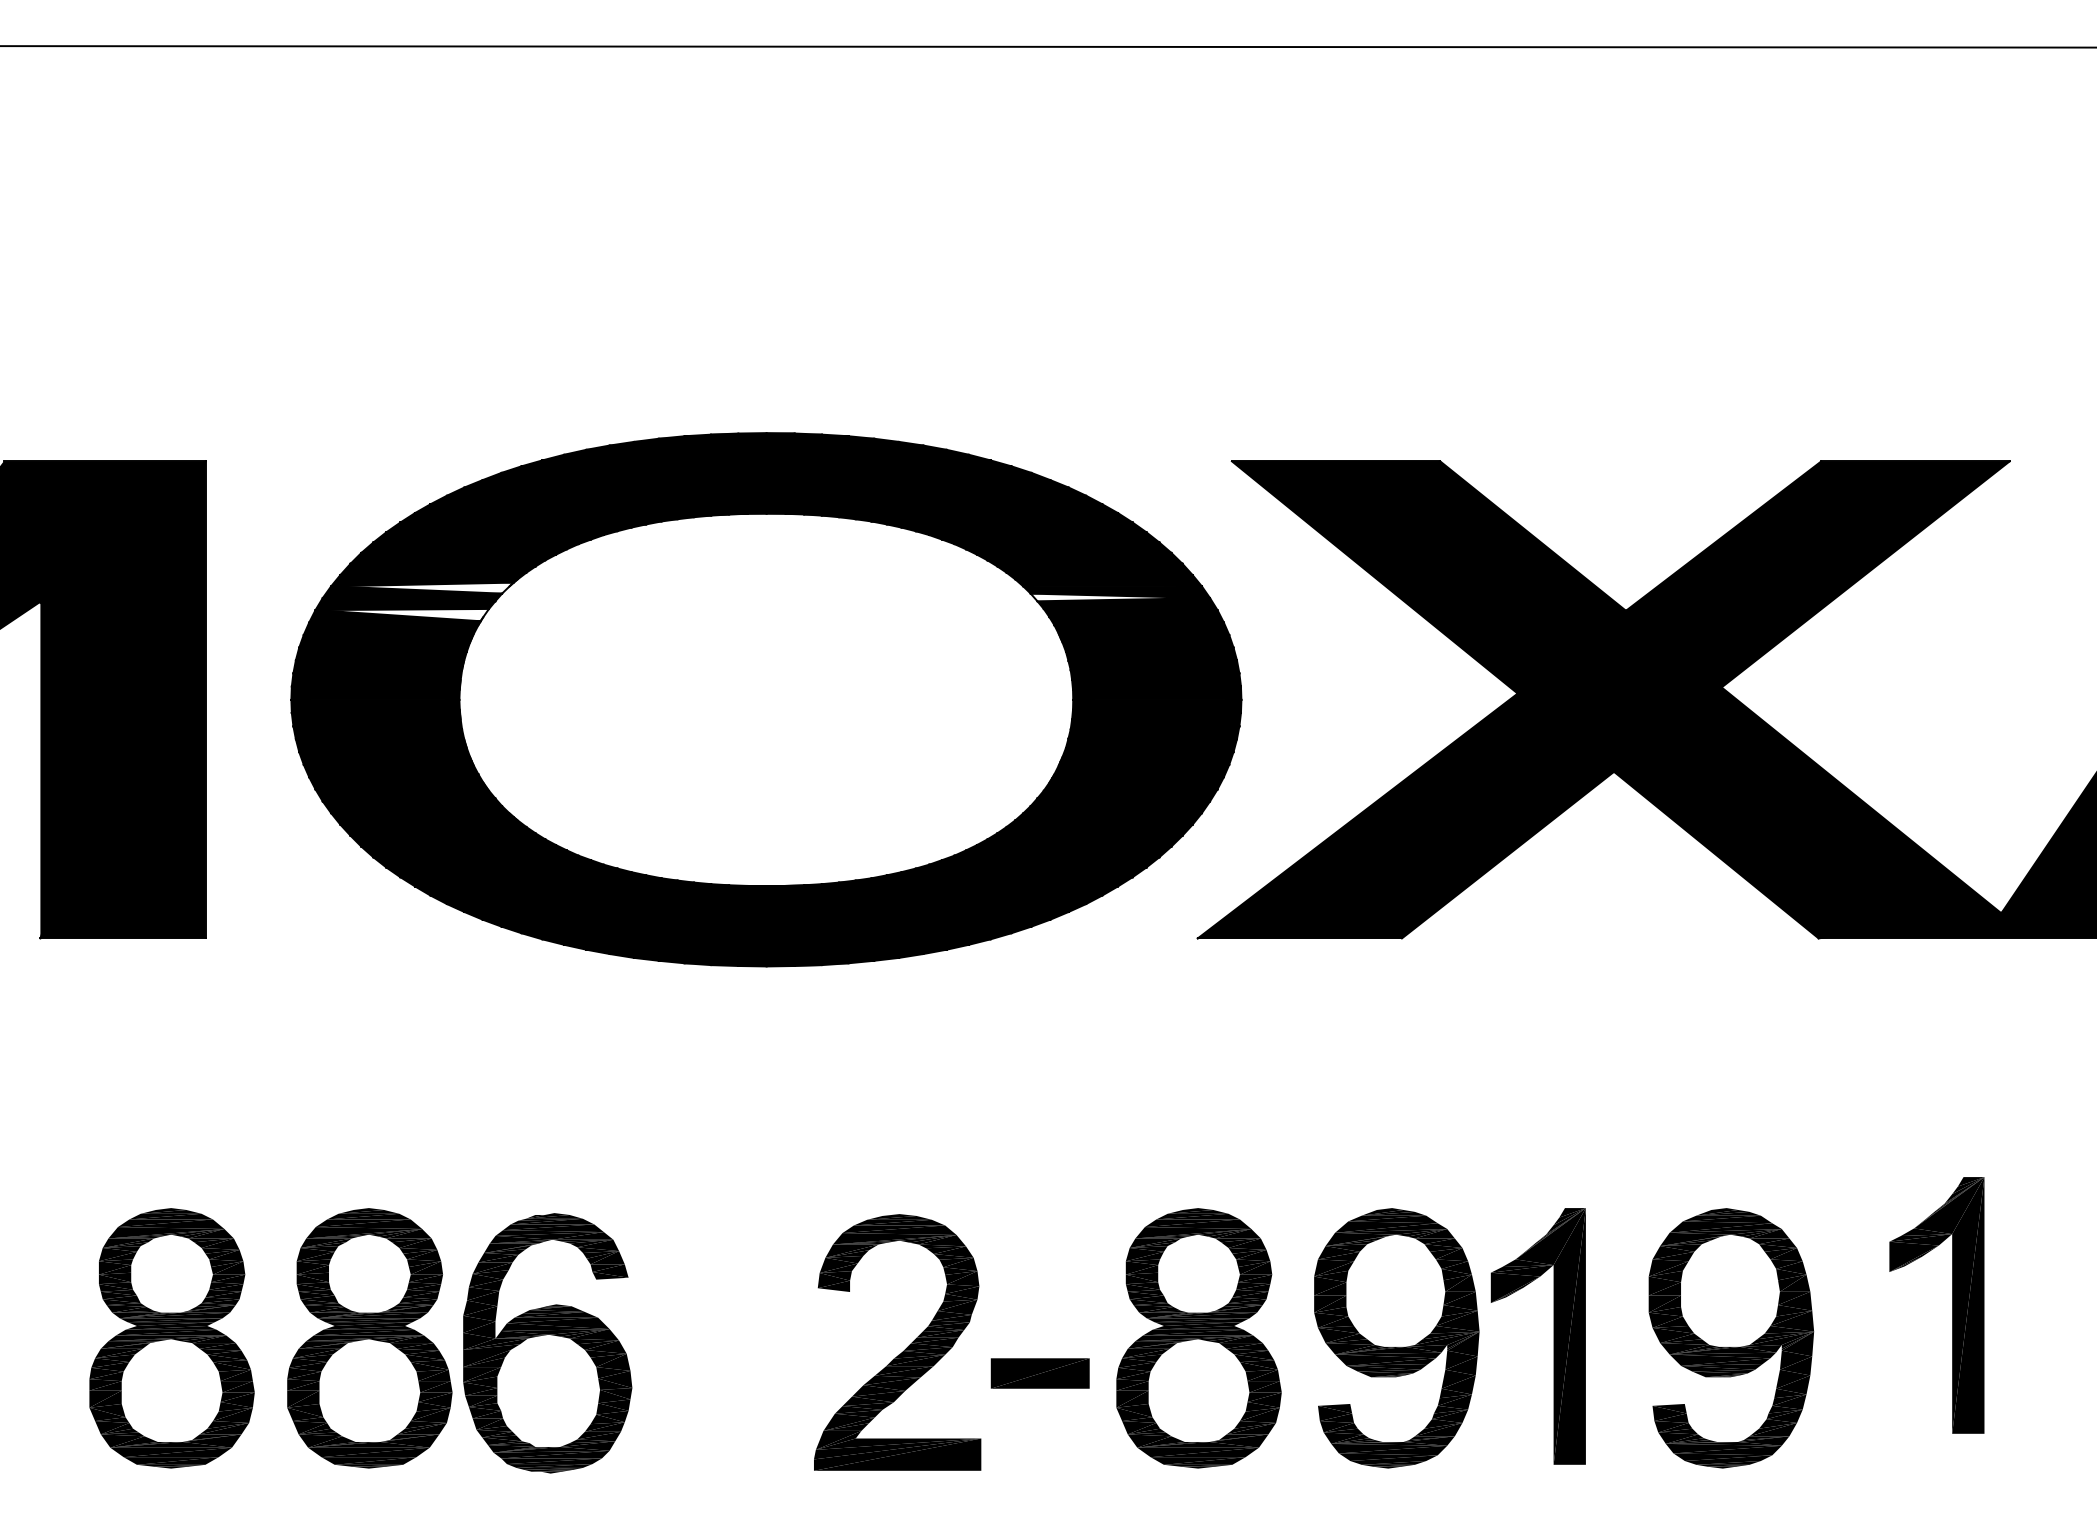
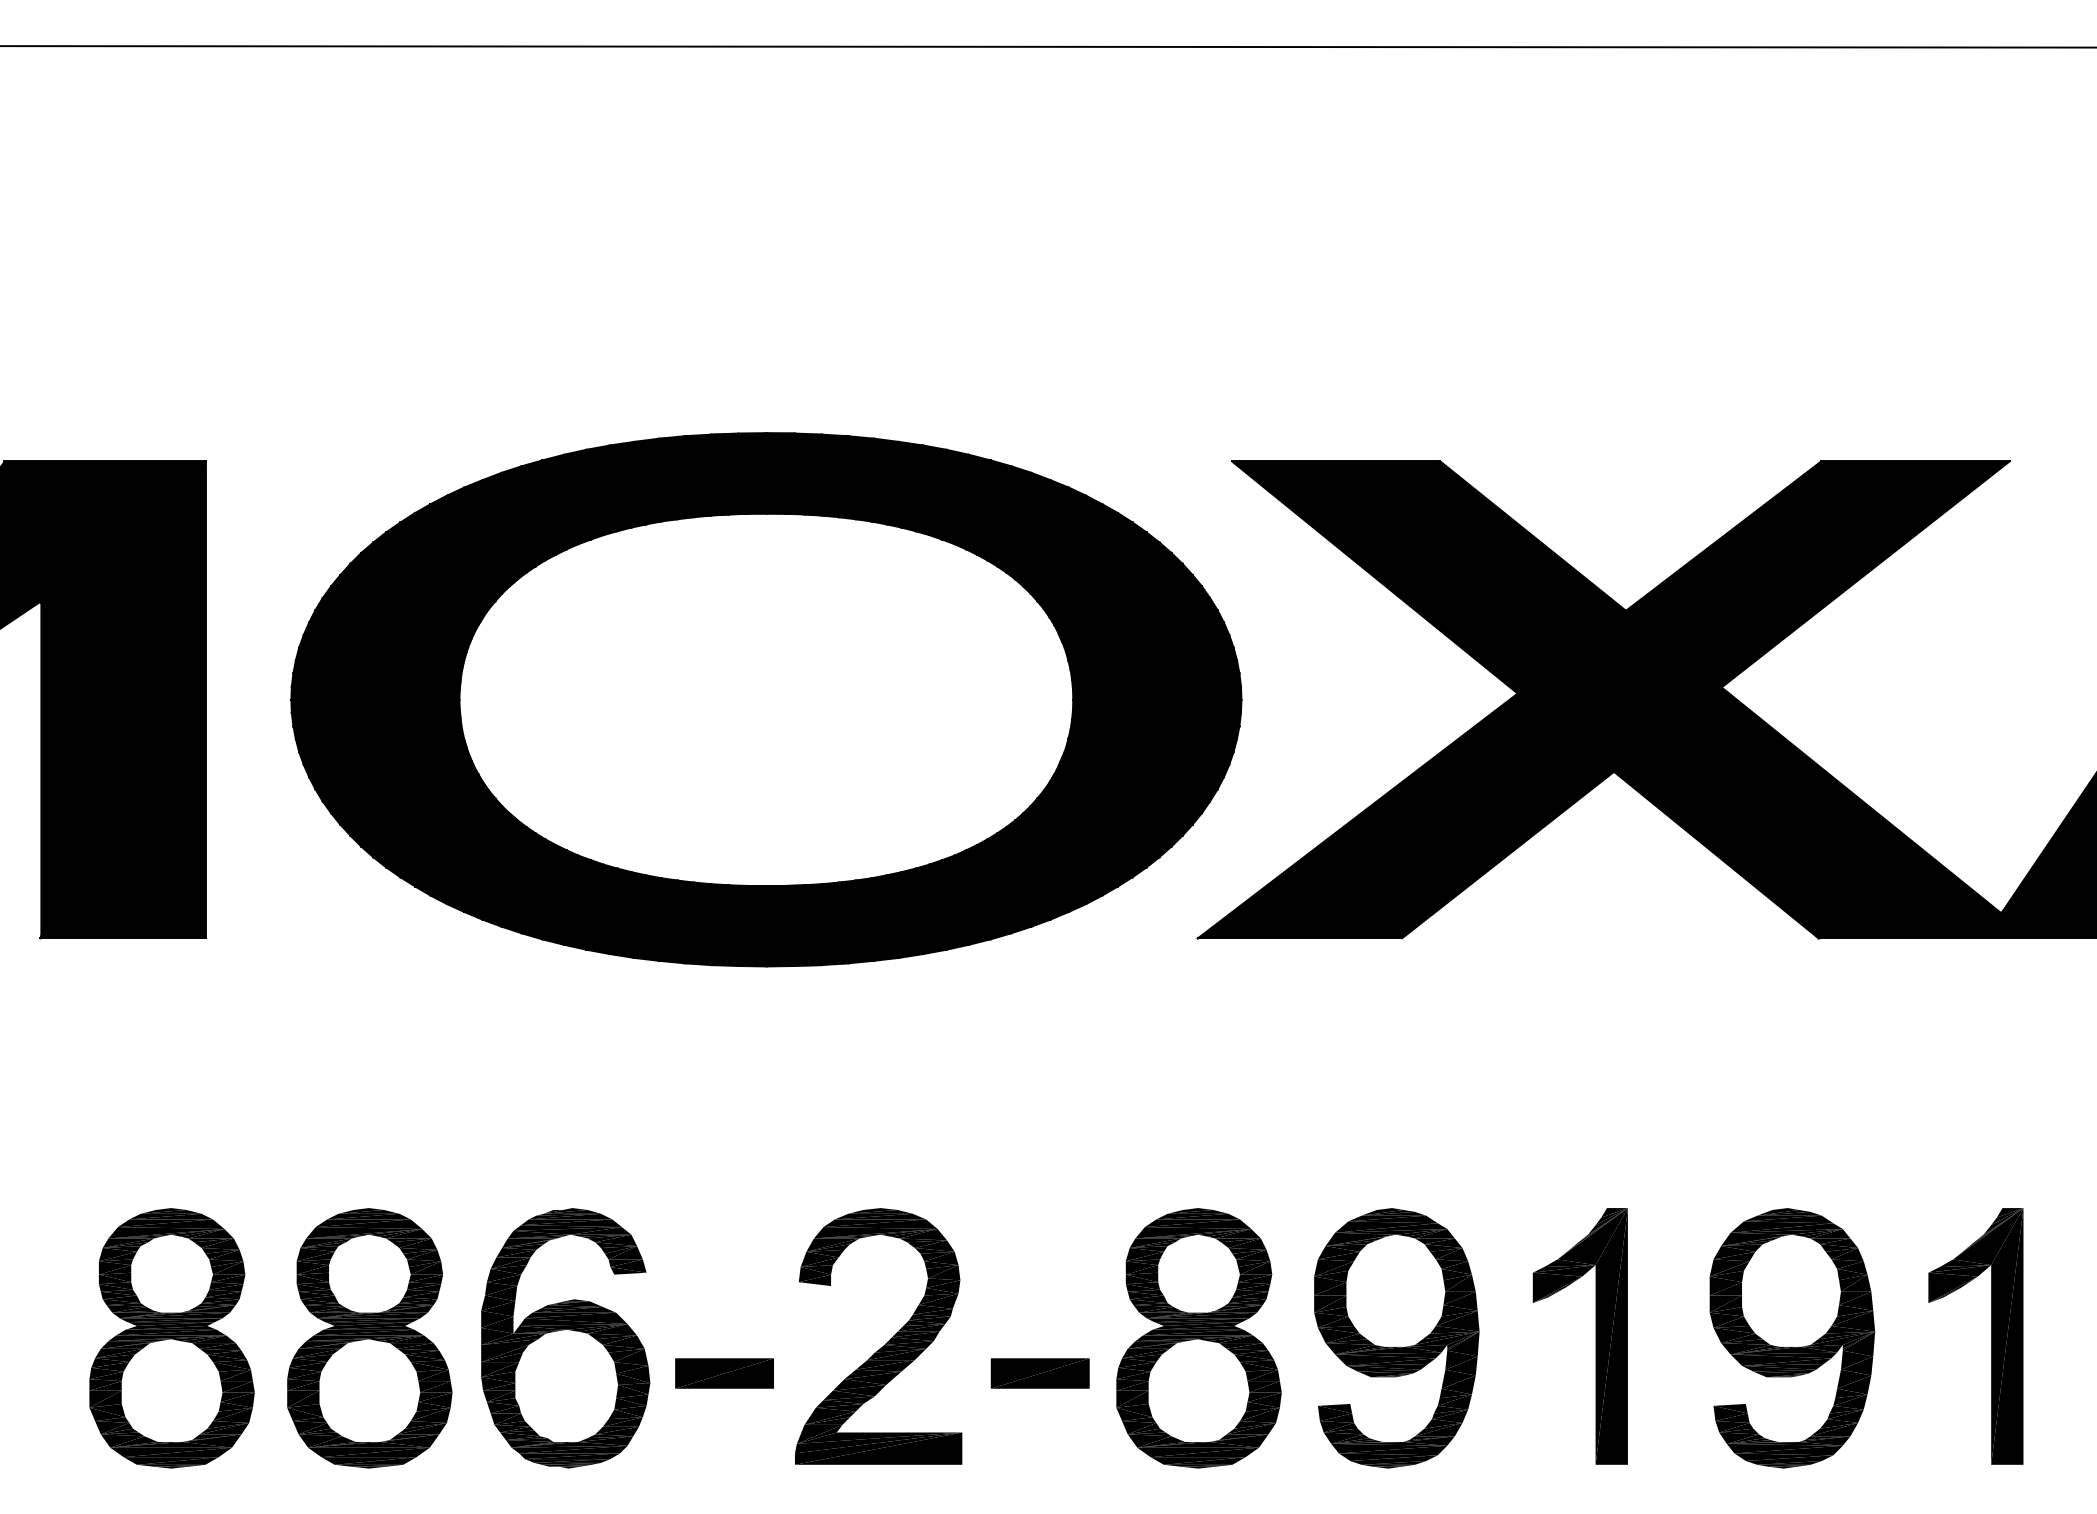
fill: none -> present (422, 587)
fill: none -> present (1120, 597)
fill: none -> present (401, 614)
part position: (1952, 1305) -> (1991, 1336) (1991, 1336)
part position: (1553, 1336) -> (1595, 1336) (1595, 1336)
part position: (1731, 1338) -> (1792, 1338) (1792, 1338)
part position: (547, 1343) -> (565, 1338) (565, 1338)
part position: (904, 1349) -> (885, 1343) (885, 1343)
part: none -> present (724, 1373)
